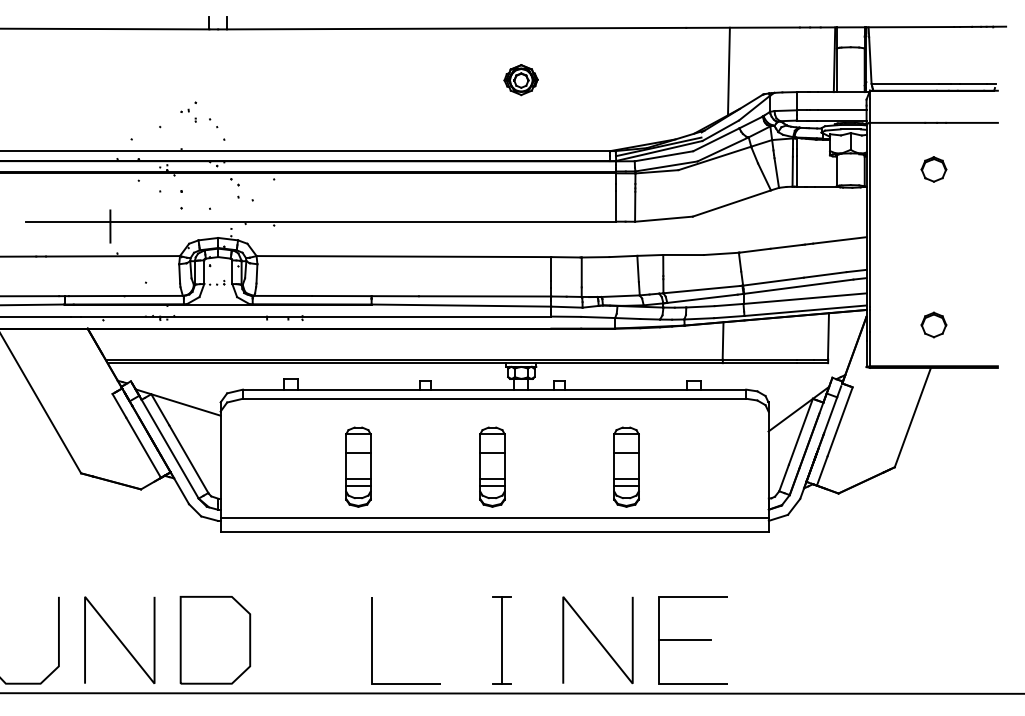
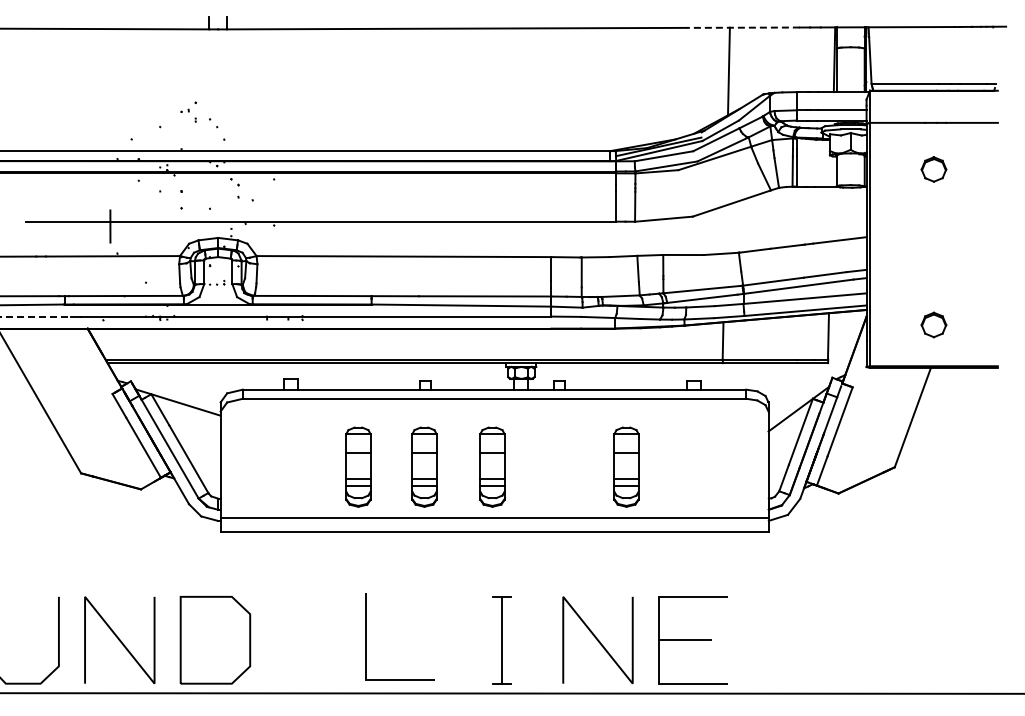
line: solid -> dashed (743, 27)
part: present -> none (520, 80)
line: solid -> dashed (36, 316)
part: none -> present (424, 466)
line position: (372, 640) -> (366, 636) (366, 636)
